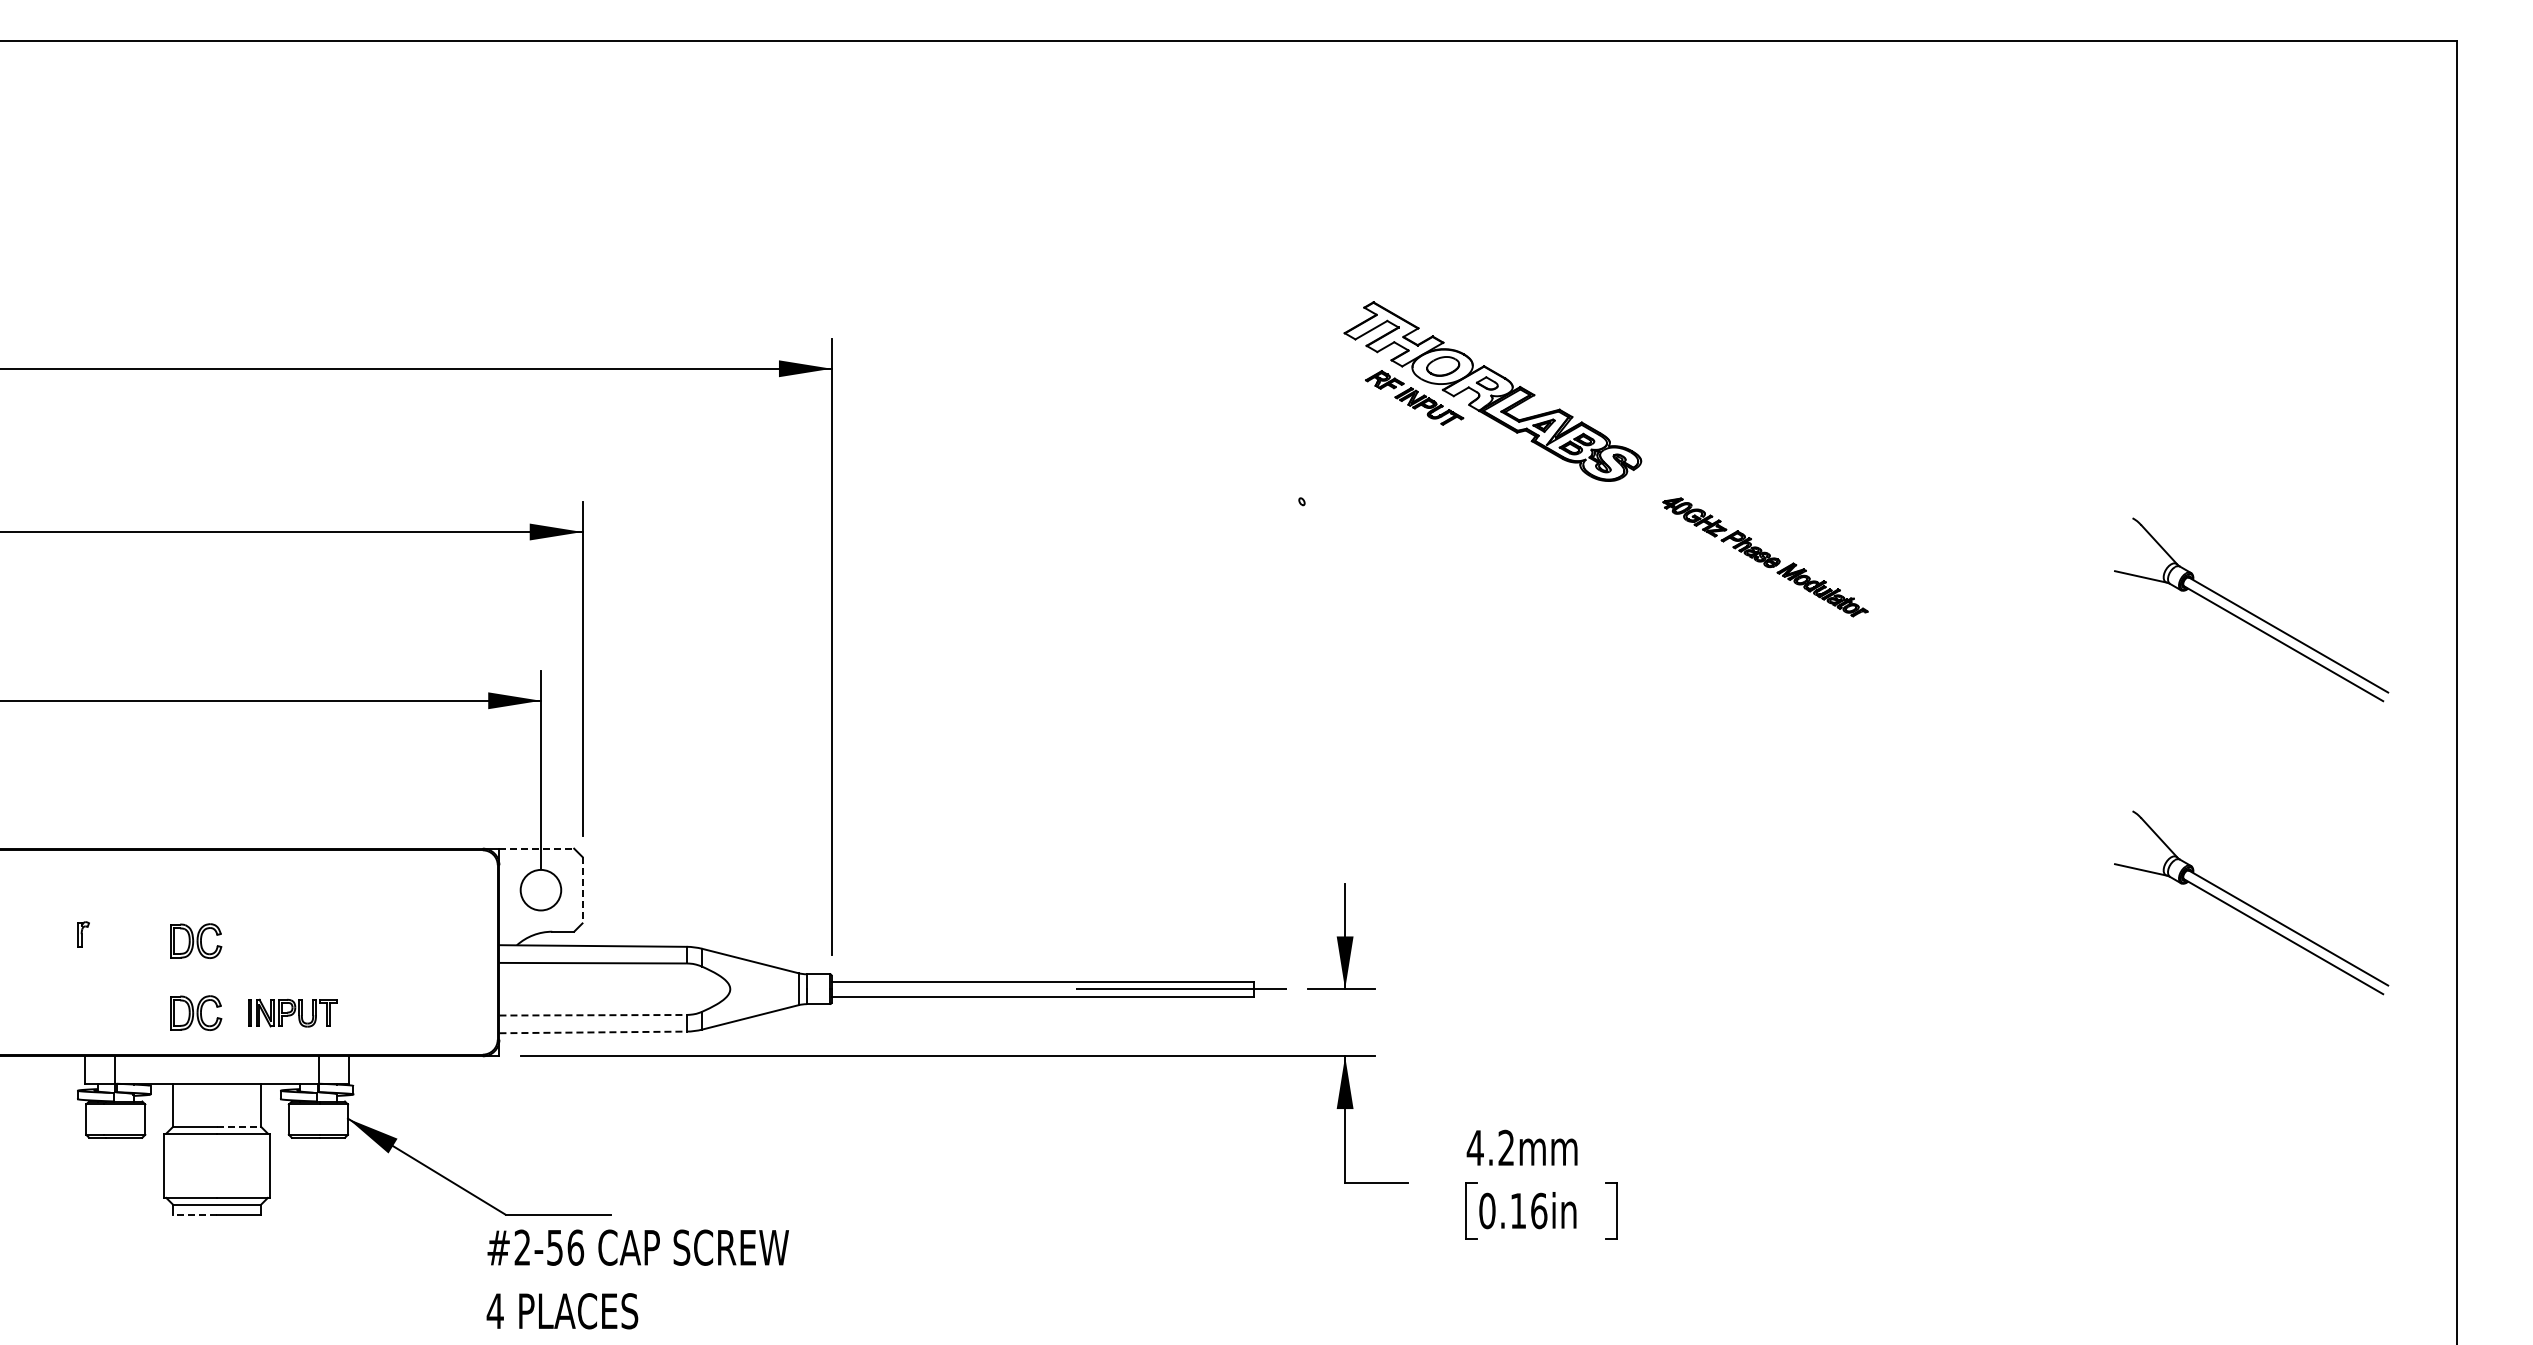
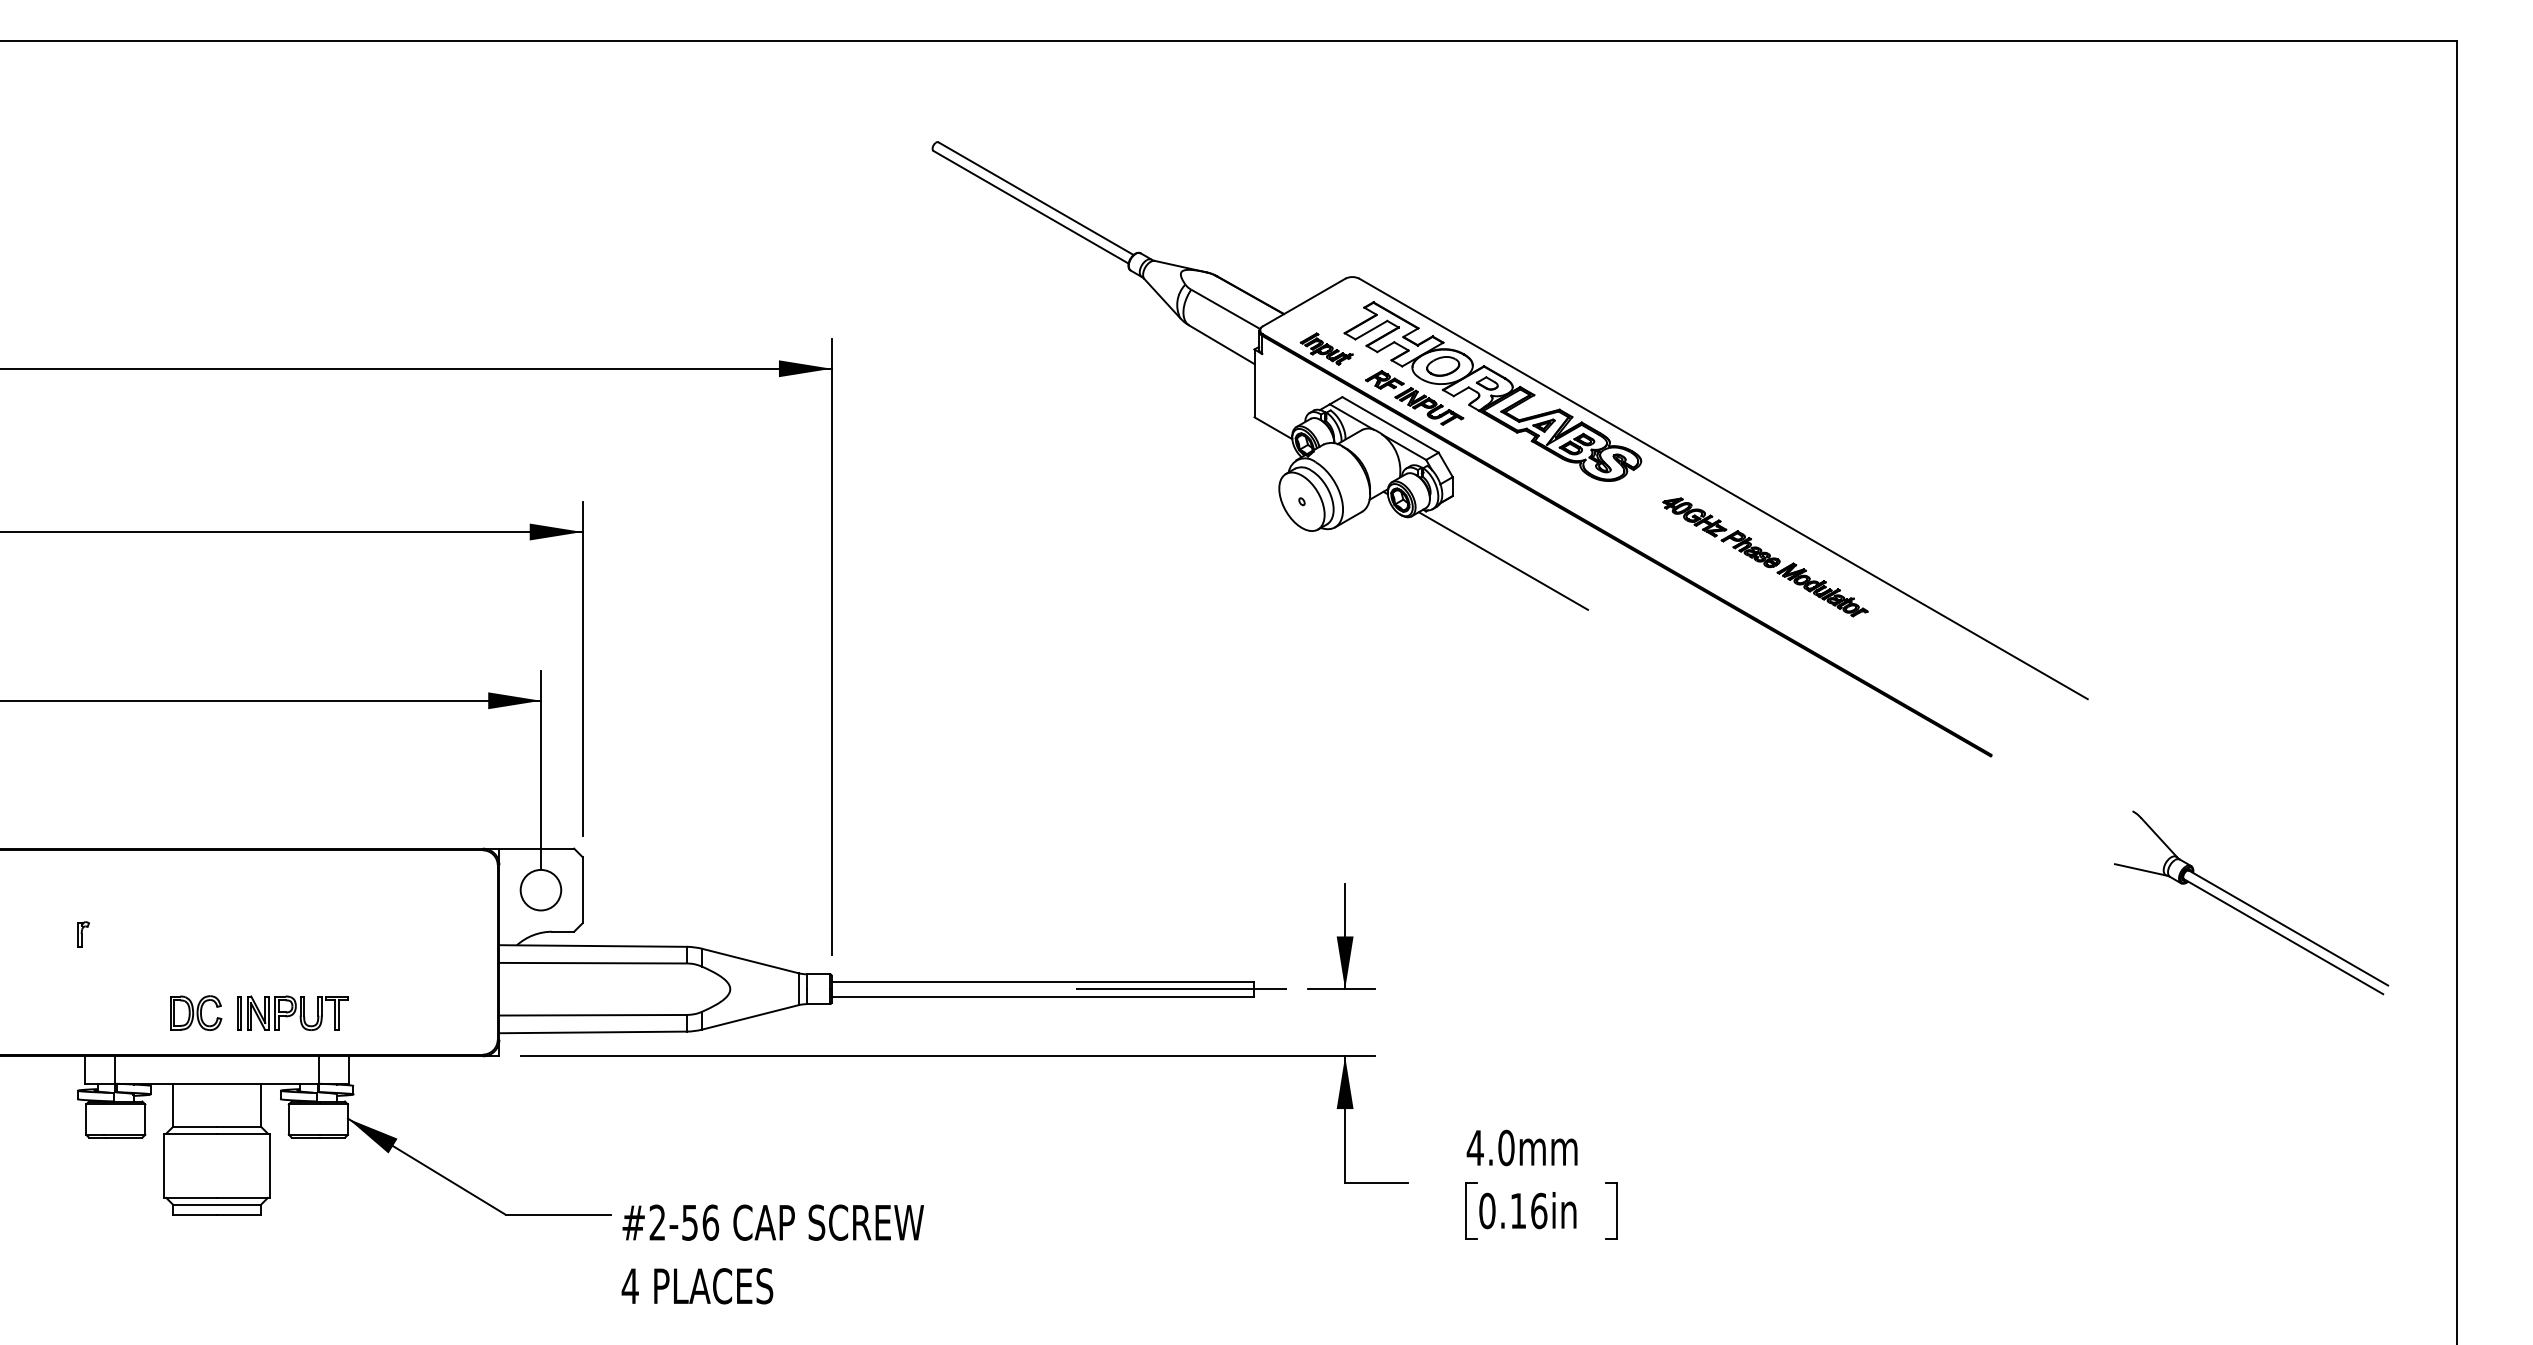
part: none -> present (1499, 469)
part: present -> none (2251, 609)
line: dashed -> solid (537, 848)
line: dashed -> solid (582, 890)
part: present -> none (196, 940)
part size: 90x30 px -> 112x36 px (292, 1012)
line: dashed -> solid (592, 1015)
line: dashed -> solid (593, 1032)
line: dashed -> solid (239, 1126)
text: 4.2mm -> 4.0mm (1506, 1147)
line: dashed -> solid (194, 1214)
text position: (637, 1279) -> (772, 1254) (772, 1254)
